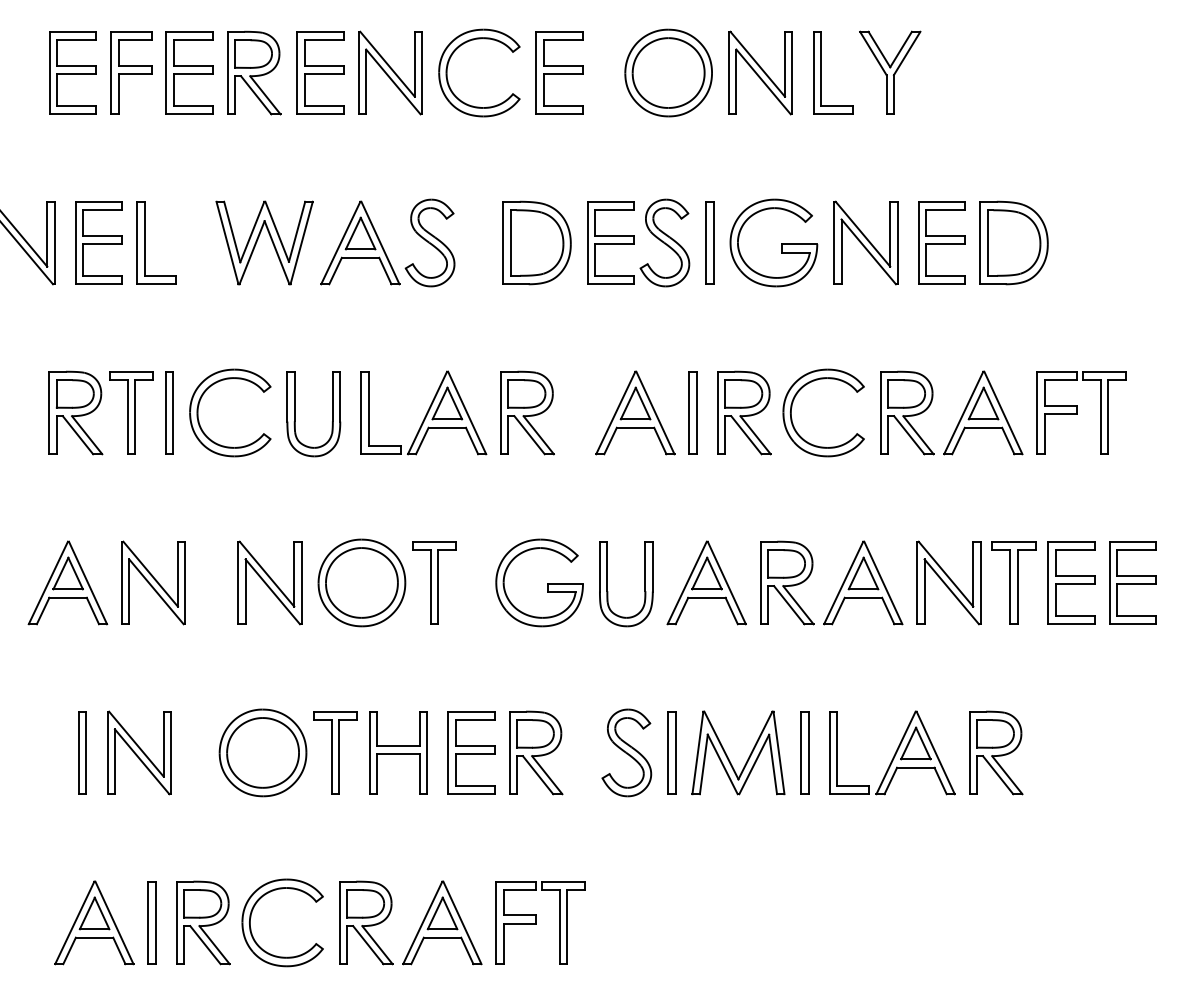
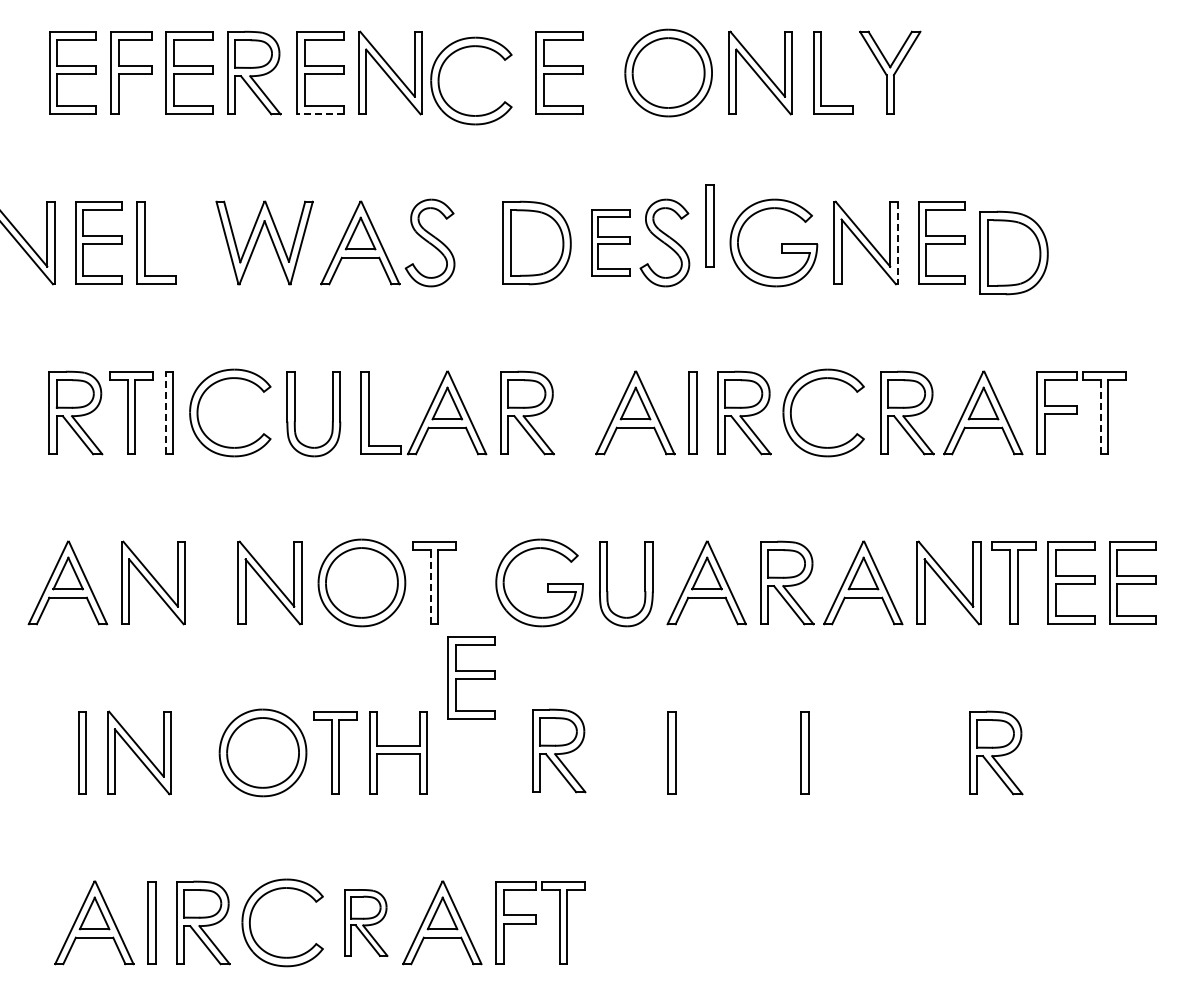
part position: (448, 66) -> (440, 74) (440, 74)
line: solid -> dashed (320, 114)
part size: 48x84 px -> 40x68 px (610, 242)
part position: (709, 242) -> (709, 225) (709, 225)
part position: (1013, 242) -> (1013, 252) (1013, 252)
line: solid -> dashed (897, 243)
line: solid -> dashed (165, 412)
line: solid -> dashed (1100, 416)
line: solid -> dashed (430, 586)
part position: (471, 752) -> (471, 677) (471, 677)
part position: (536, 752) -> (559, 750) (559, 750)
part: present -> none (626, 752)
part: present -> none (892, 752)
part: present -> none (748, 756)
part size: 55x86 px -> 45x68 px (366, 922)
